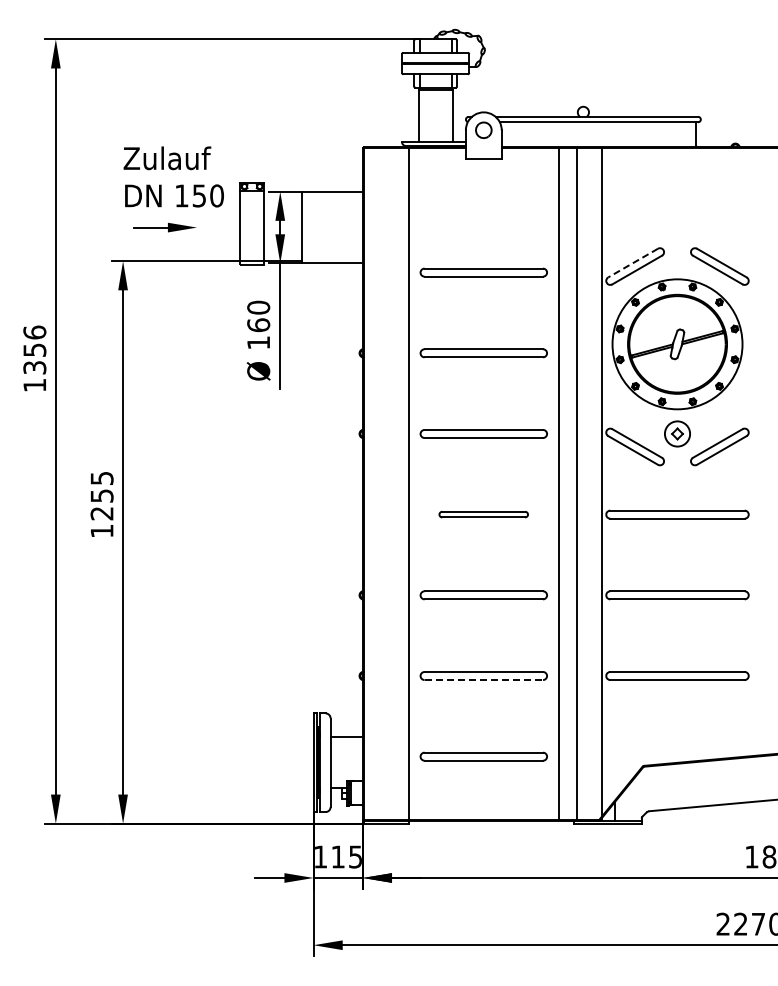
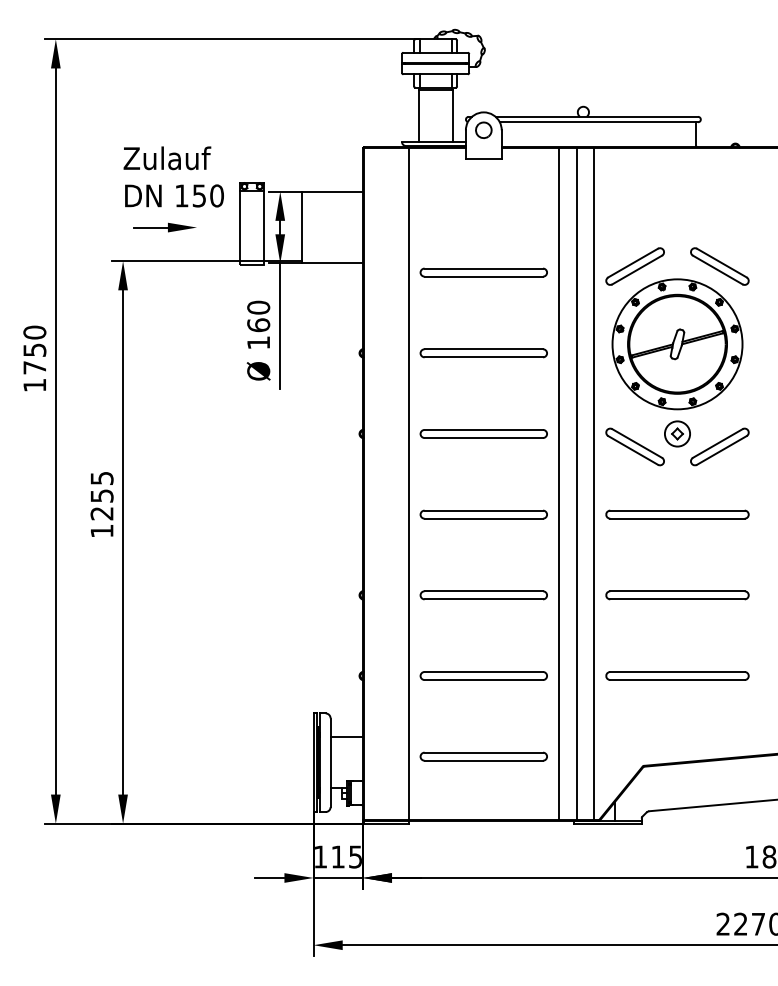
line: dashed -> solid (633, 263)
text: 1356 -> 1750 (34, 349)
line position: (602, 483) -> (594, 483) (594, 483)
part size: 91x8 px -> 129x11 px (483, 514)
line: dashed -> solid (484, 680)
